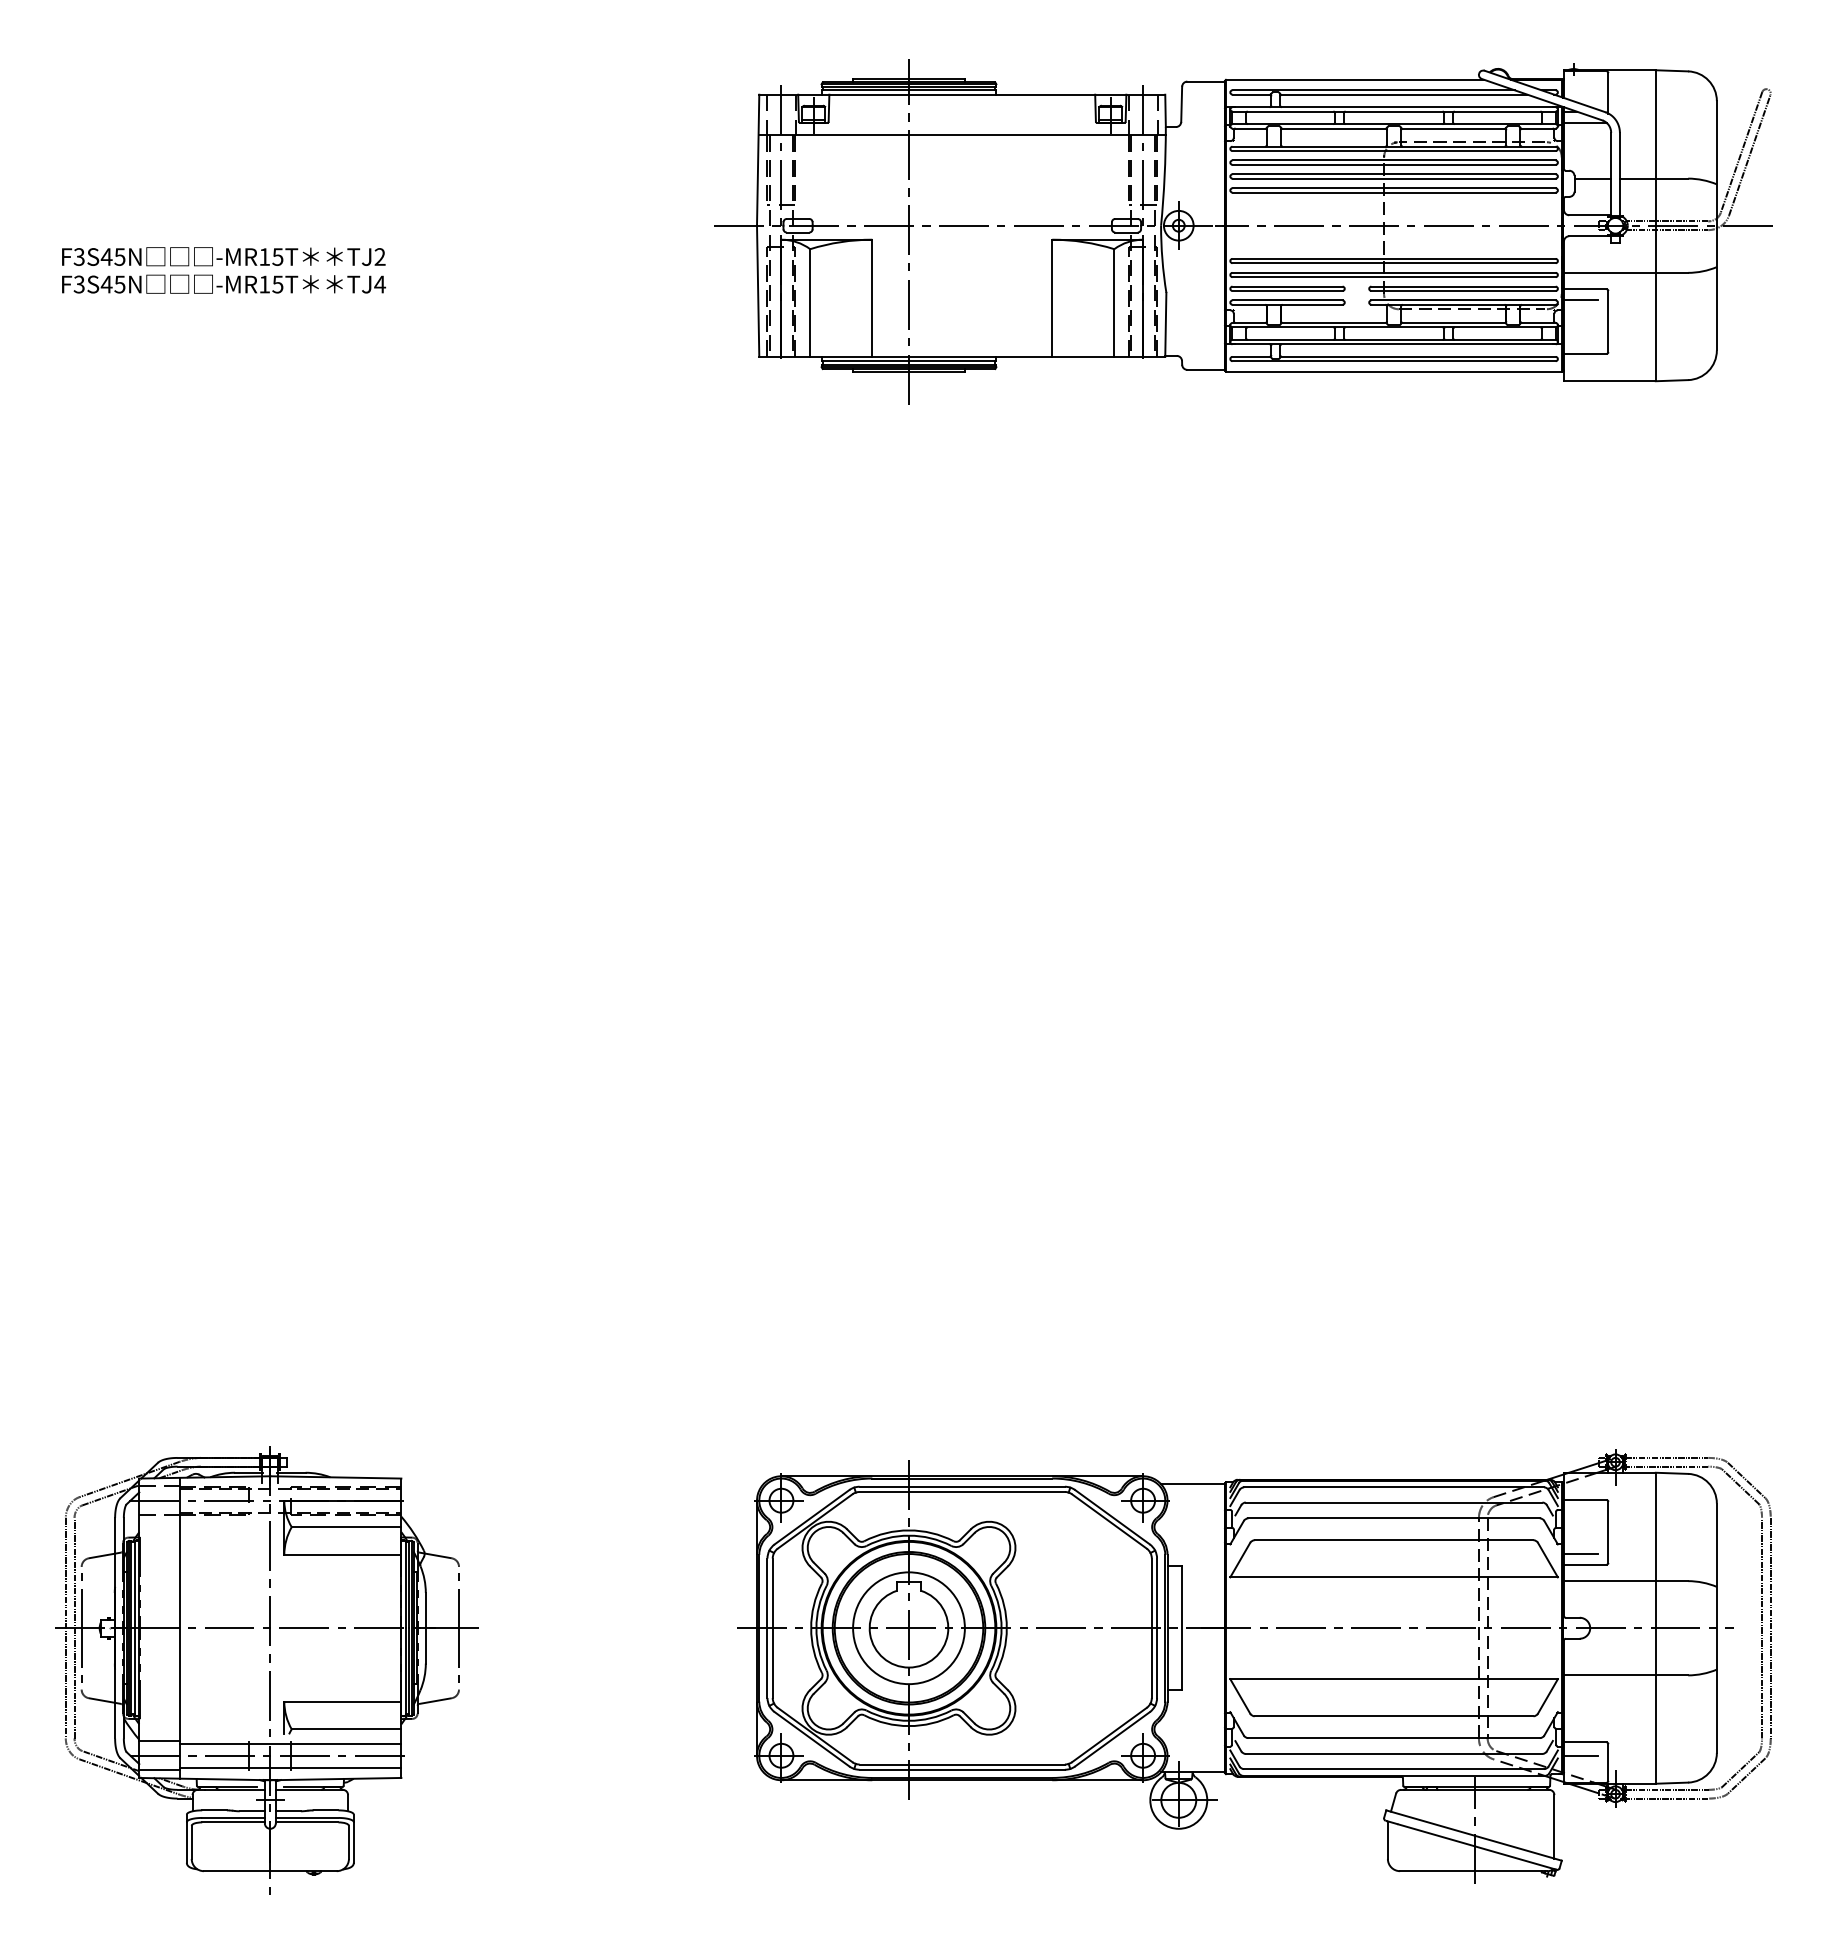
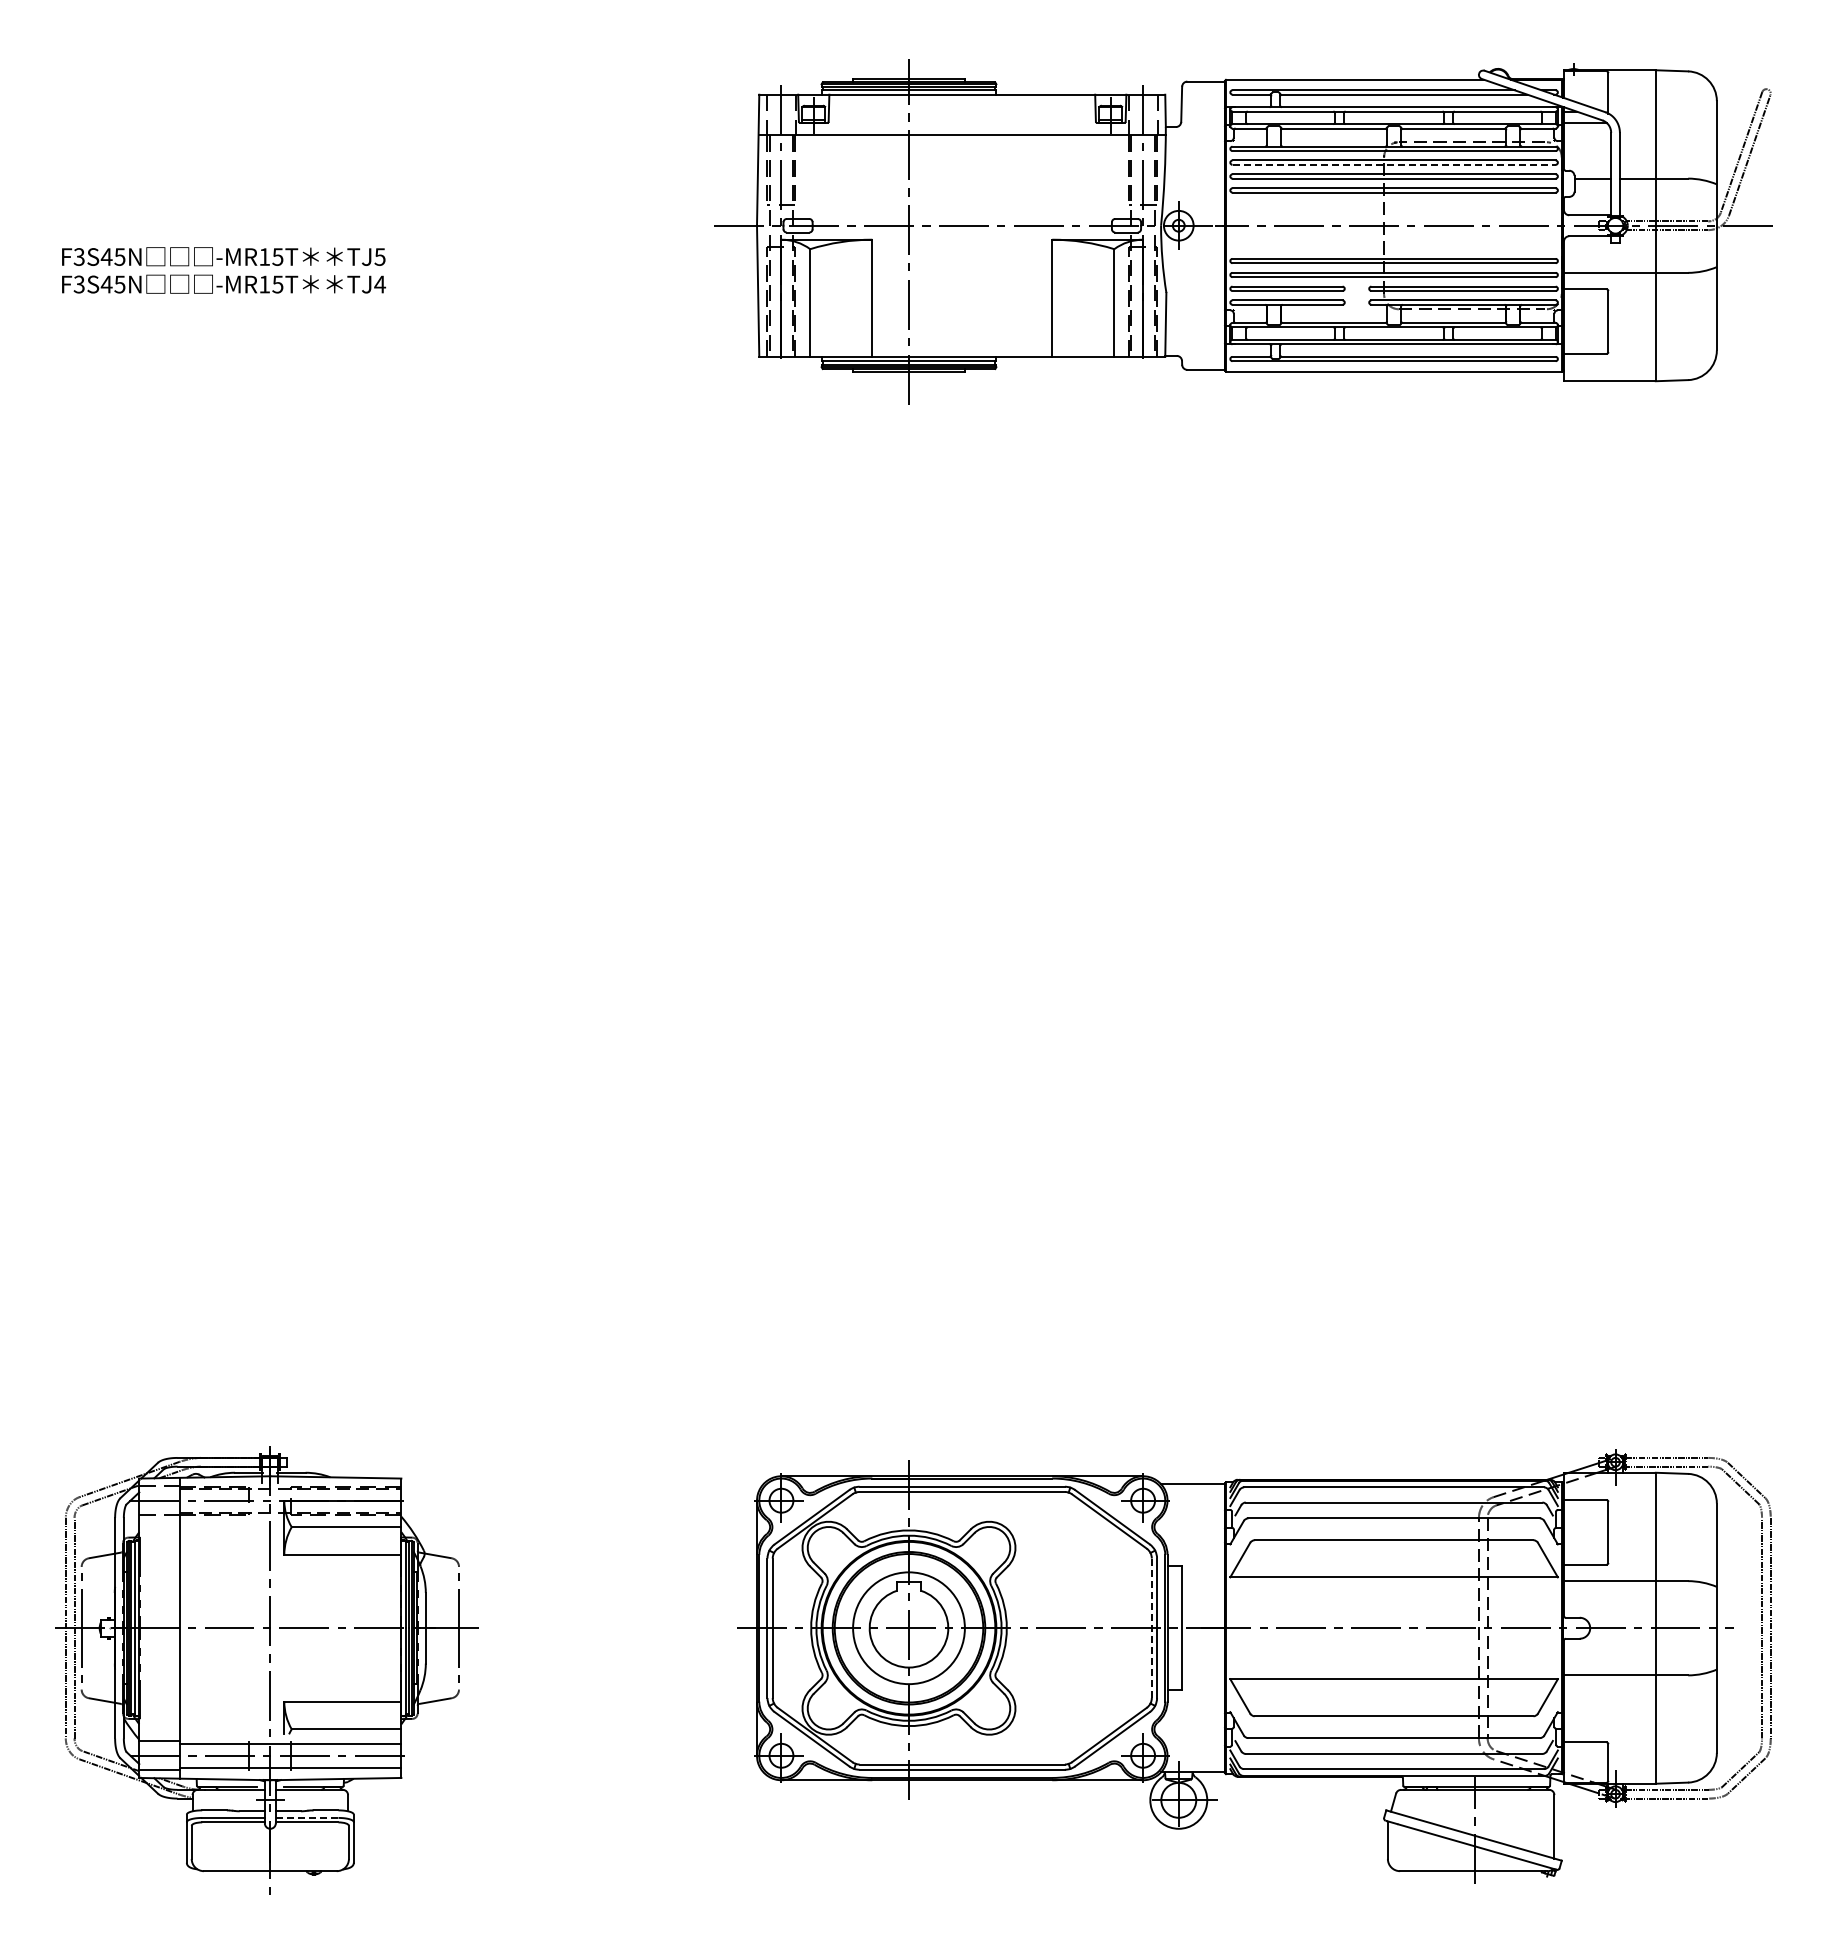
line: solid -> dashed (1394, 164)
text: TJ2 -> TJ5 (379, 256)
line: present -> none (1581, 300)
line: present -> none (1581, 1553)
line: solid -> dashed (1151, 1628)
line: present -> none (1581, 1755)
line: solid -> dashed (307, 1817)
